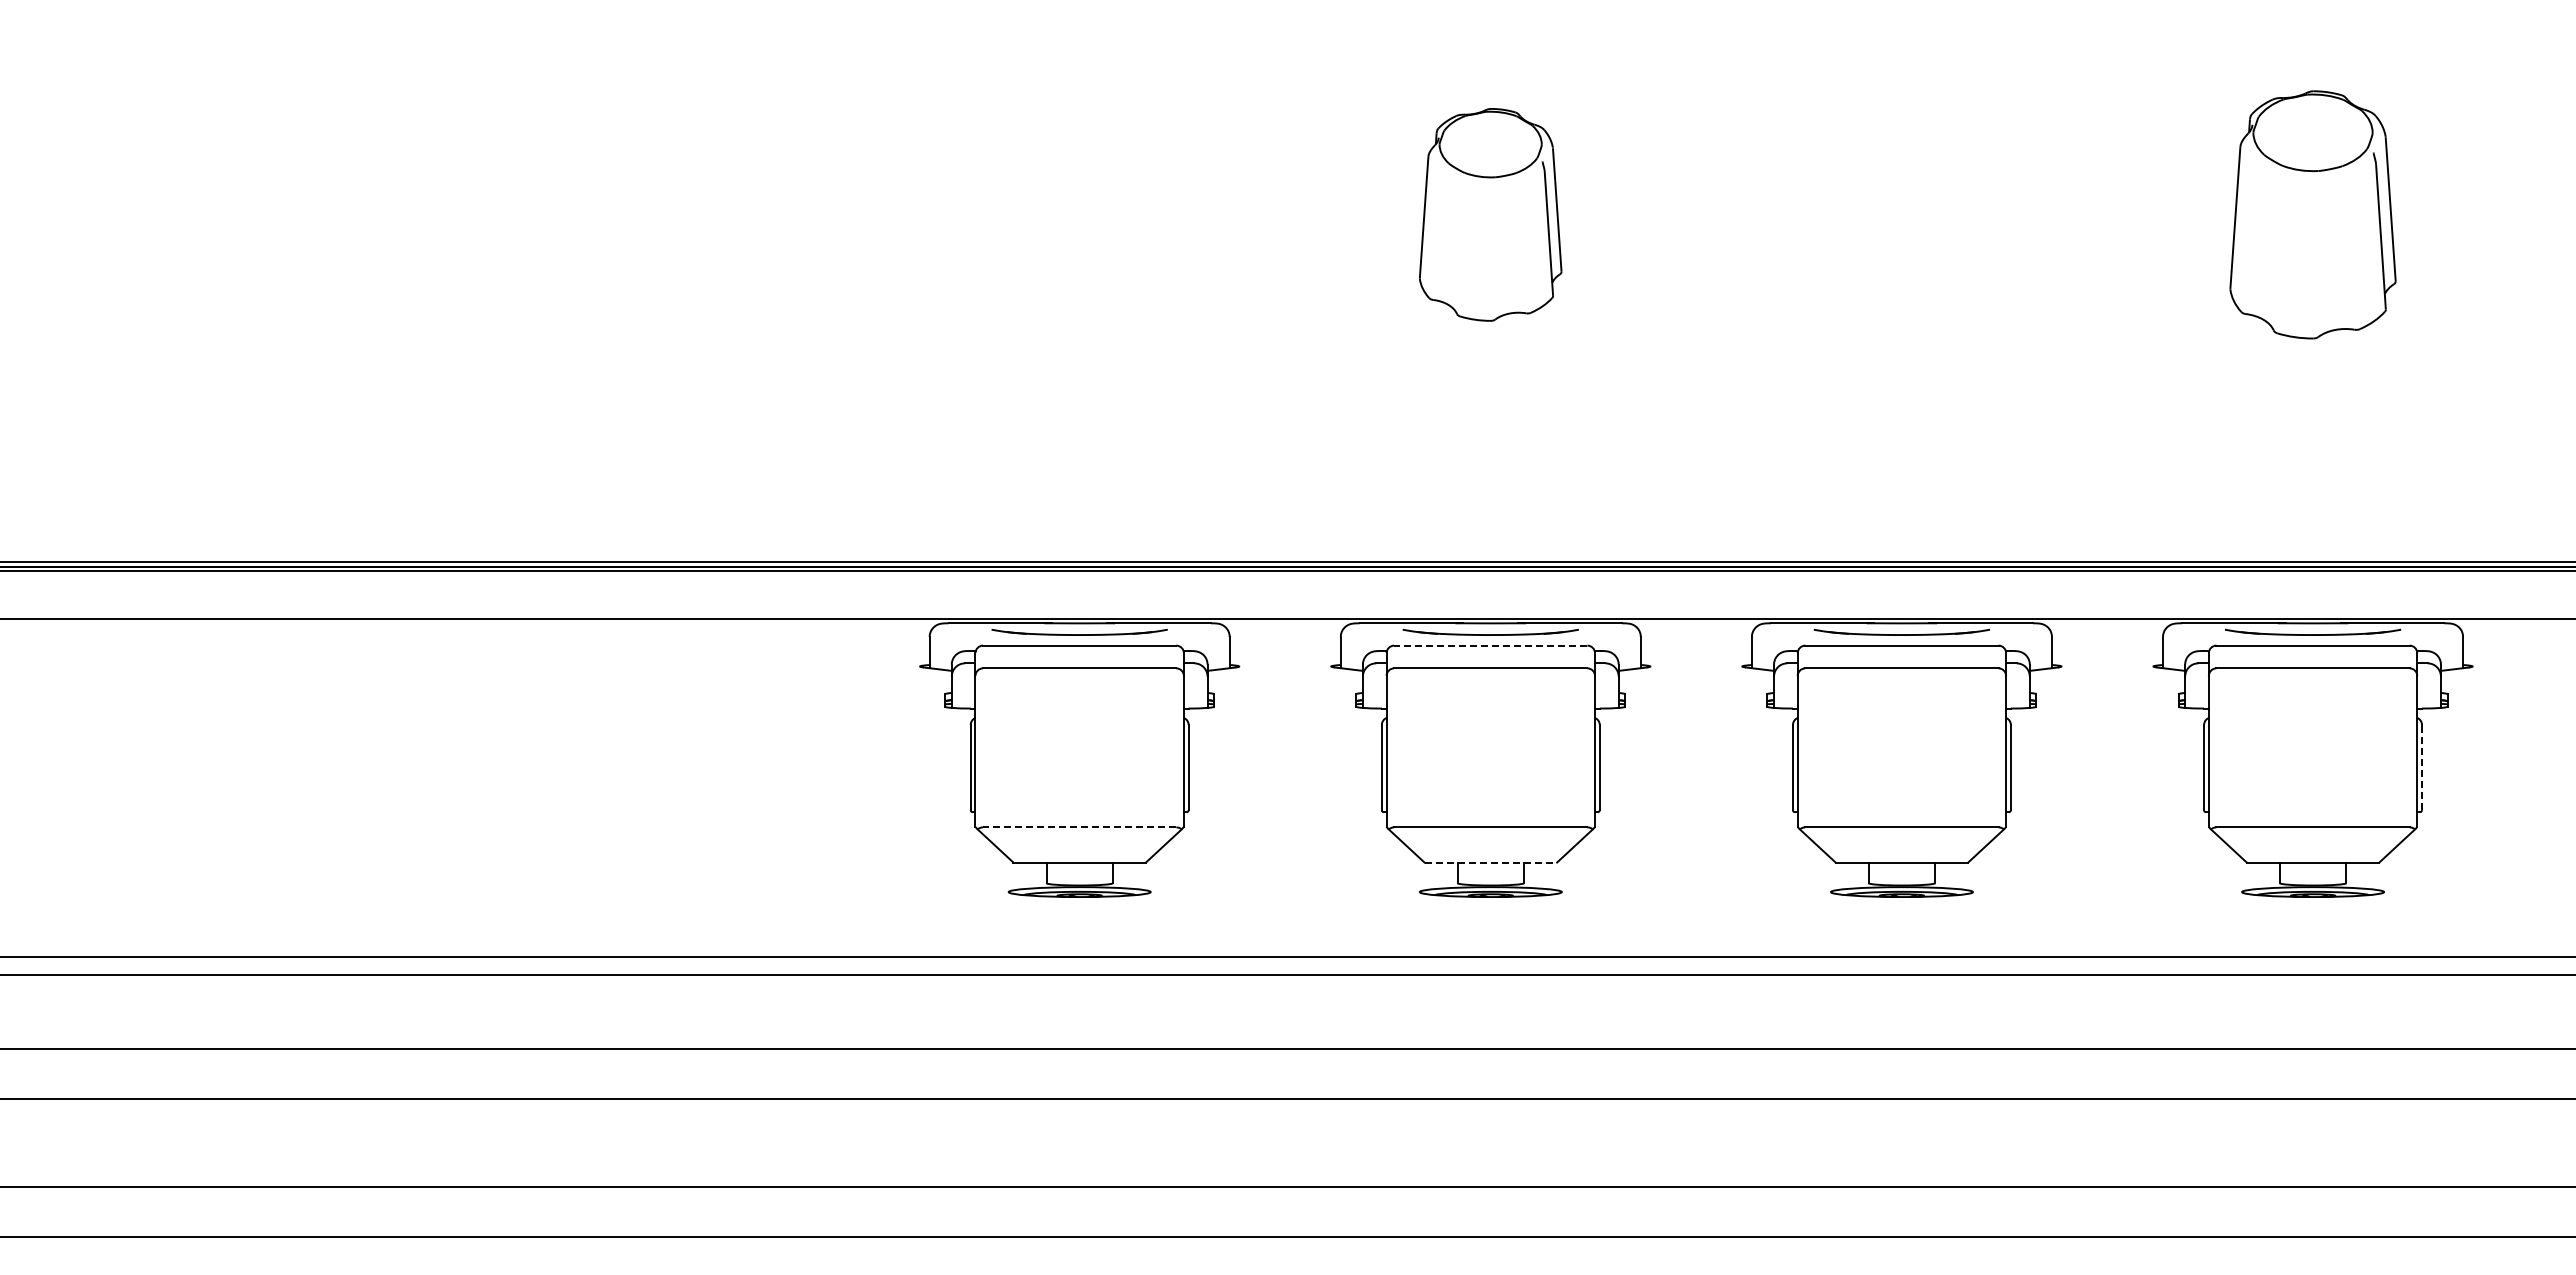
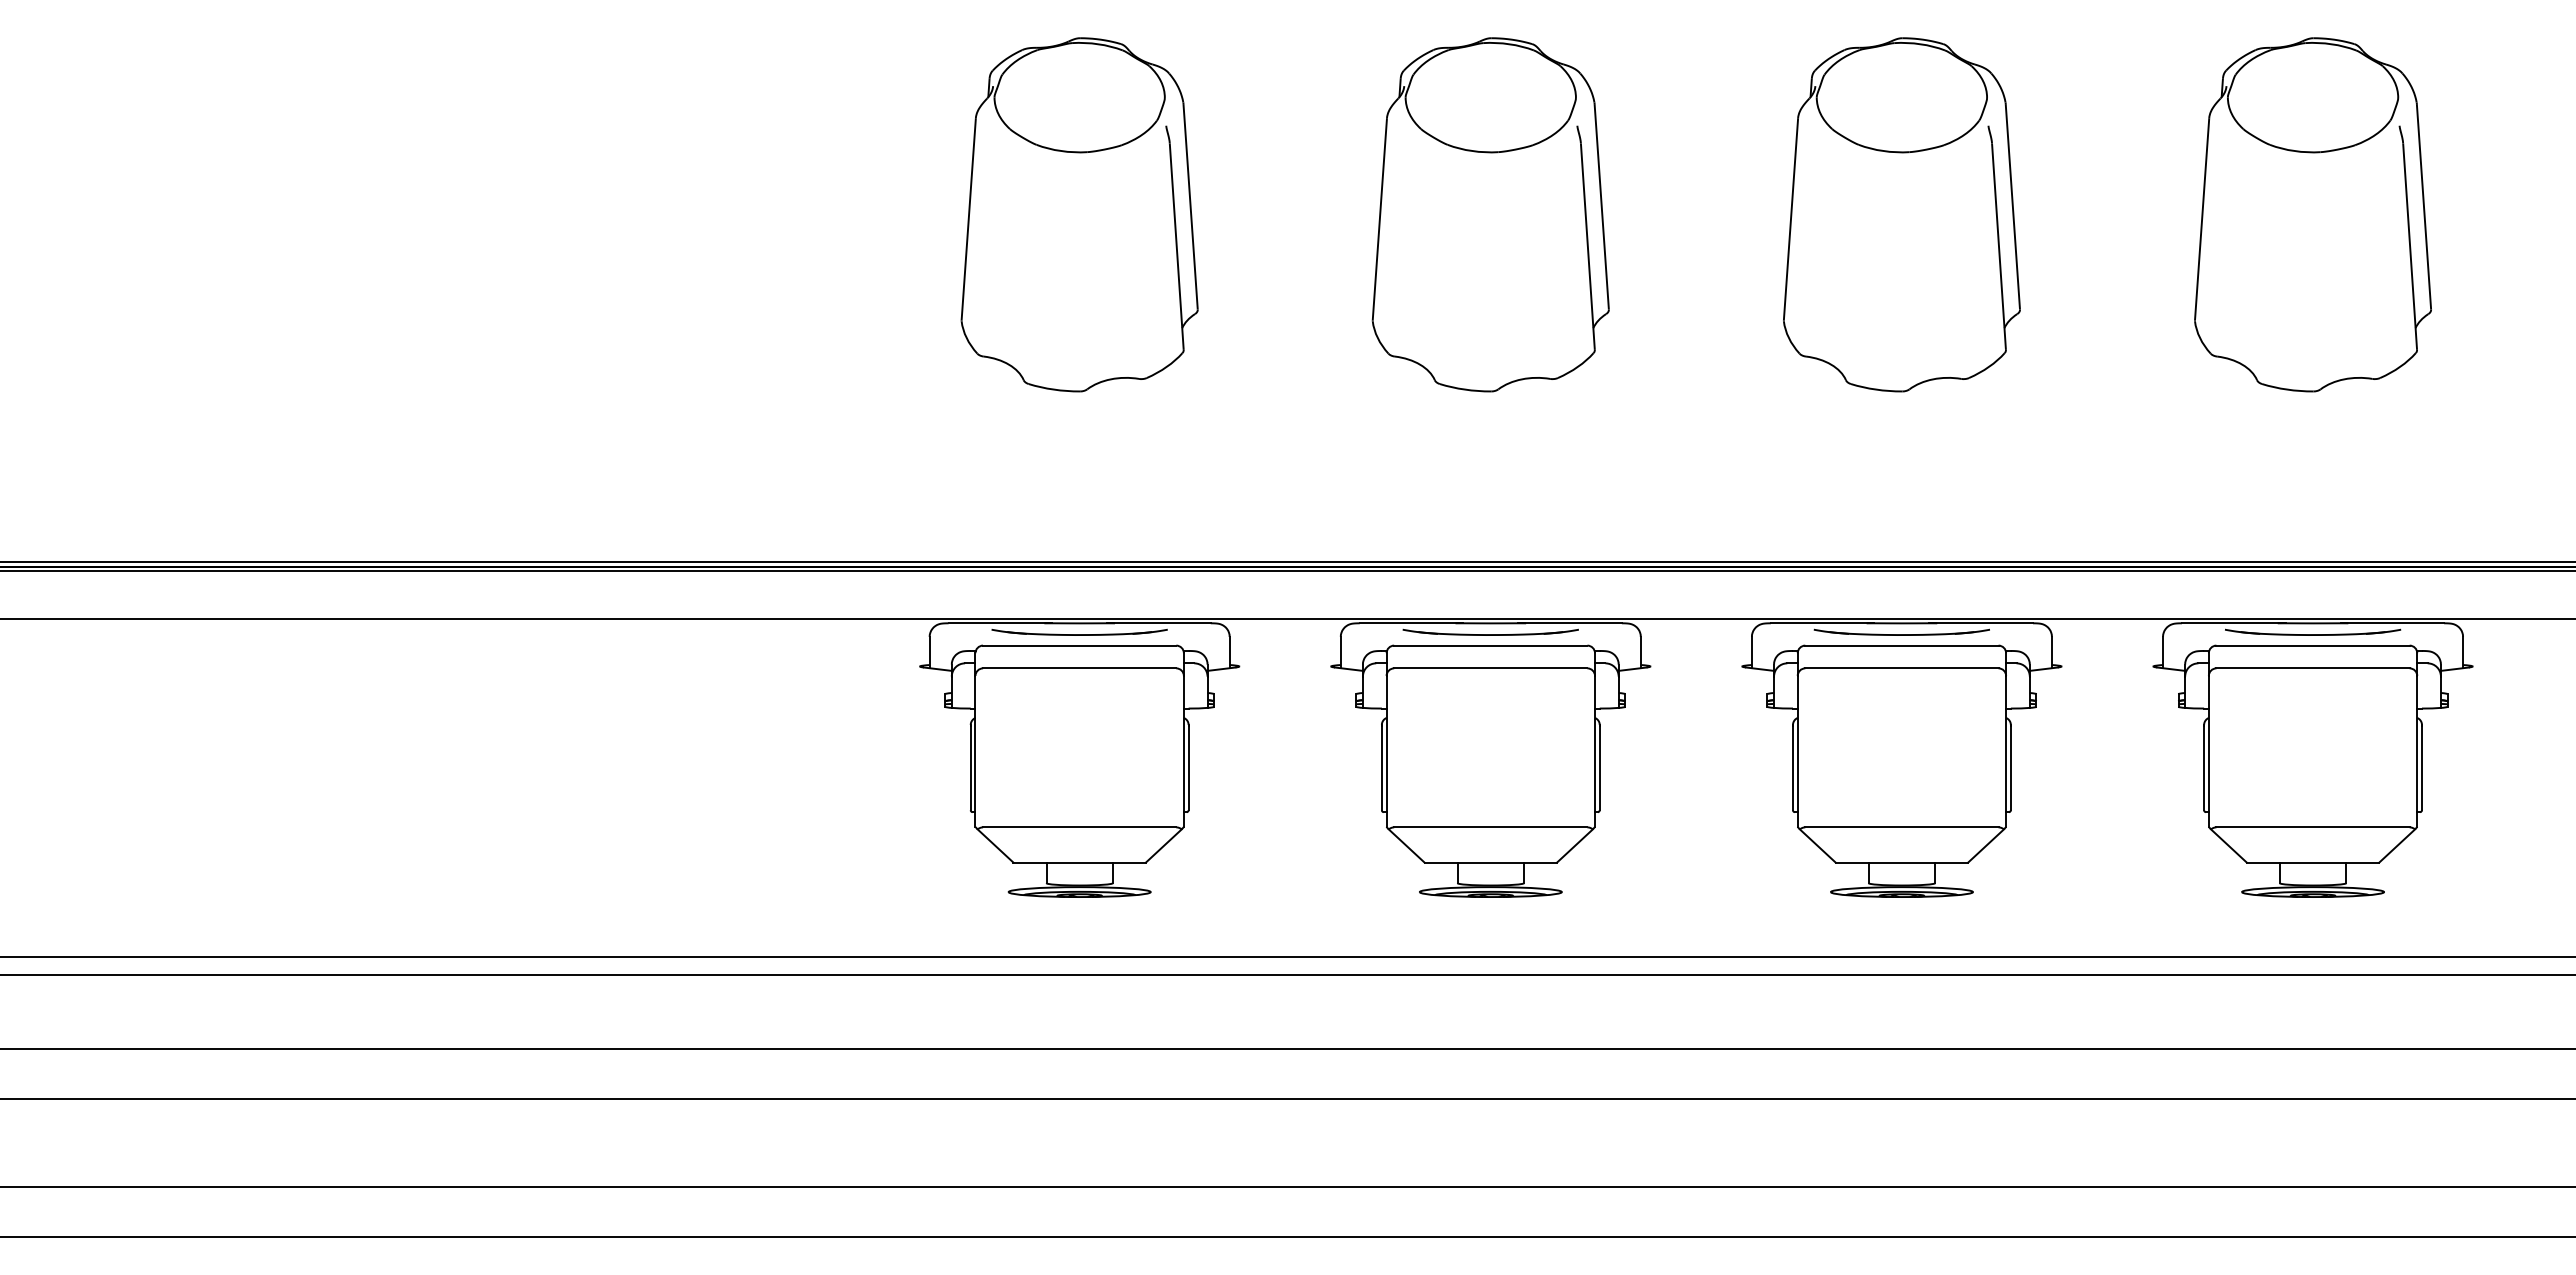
part: none -> present (1079, 214)
part size: 144x214 px -> 239x356 px (1490, 214)
part: none -> present (1901, 214)
part size: 168x250 px -> 238x356 px (2312, 214)
line: dashed -> solid (1490, 645)
line: dashed -> solid (2421, 767)
line: dashed -> solid (1079, 827)
line: dashed -> solid (1491, 862)
